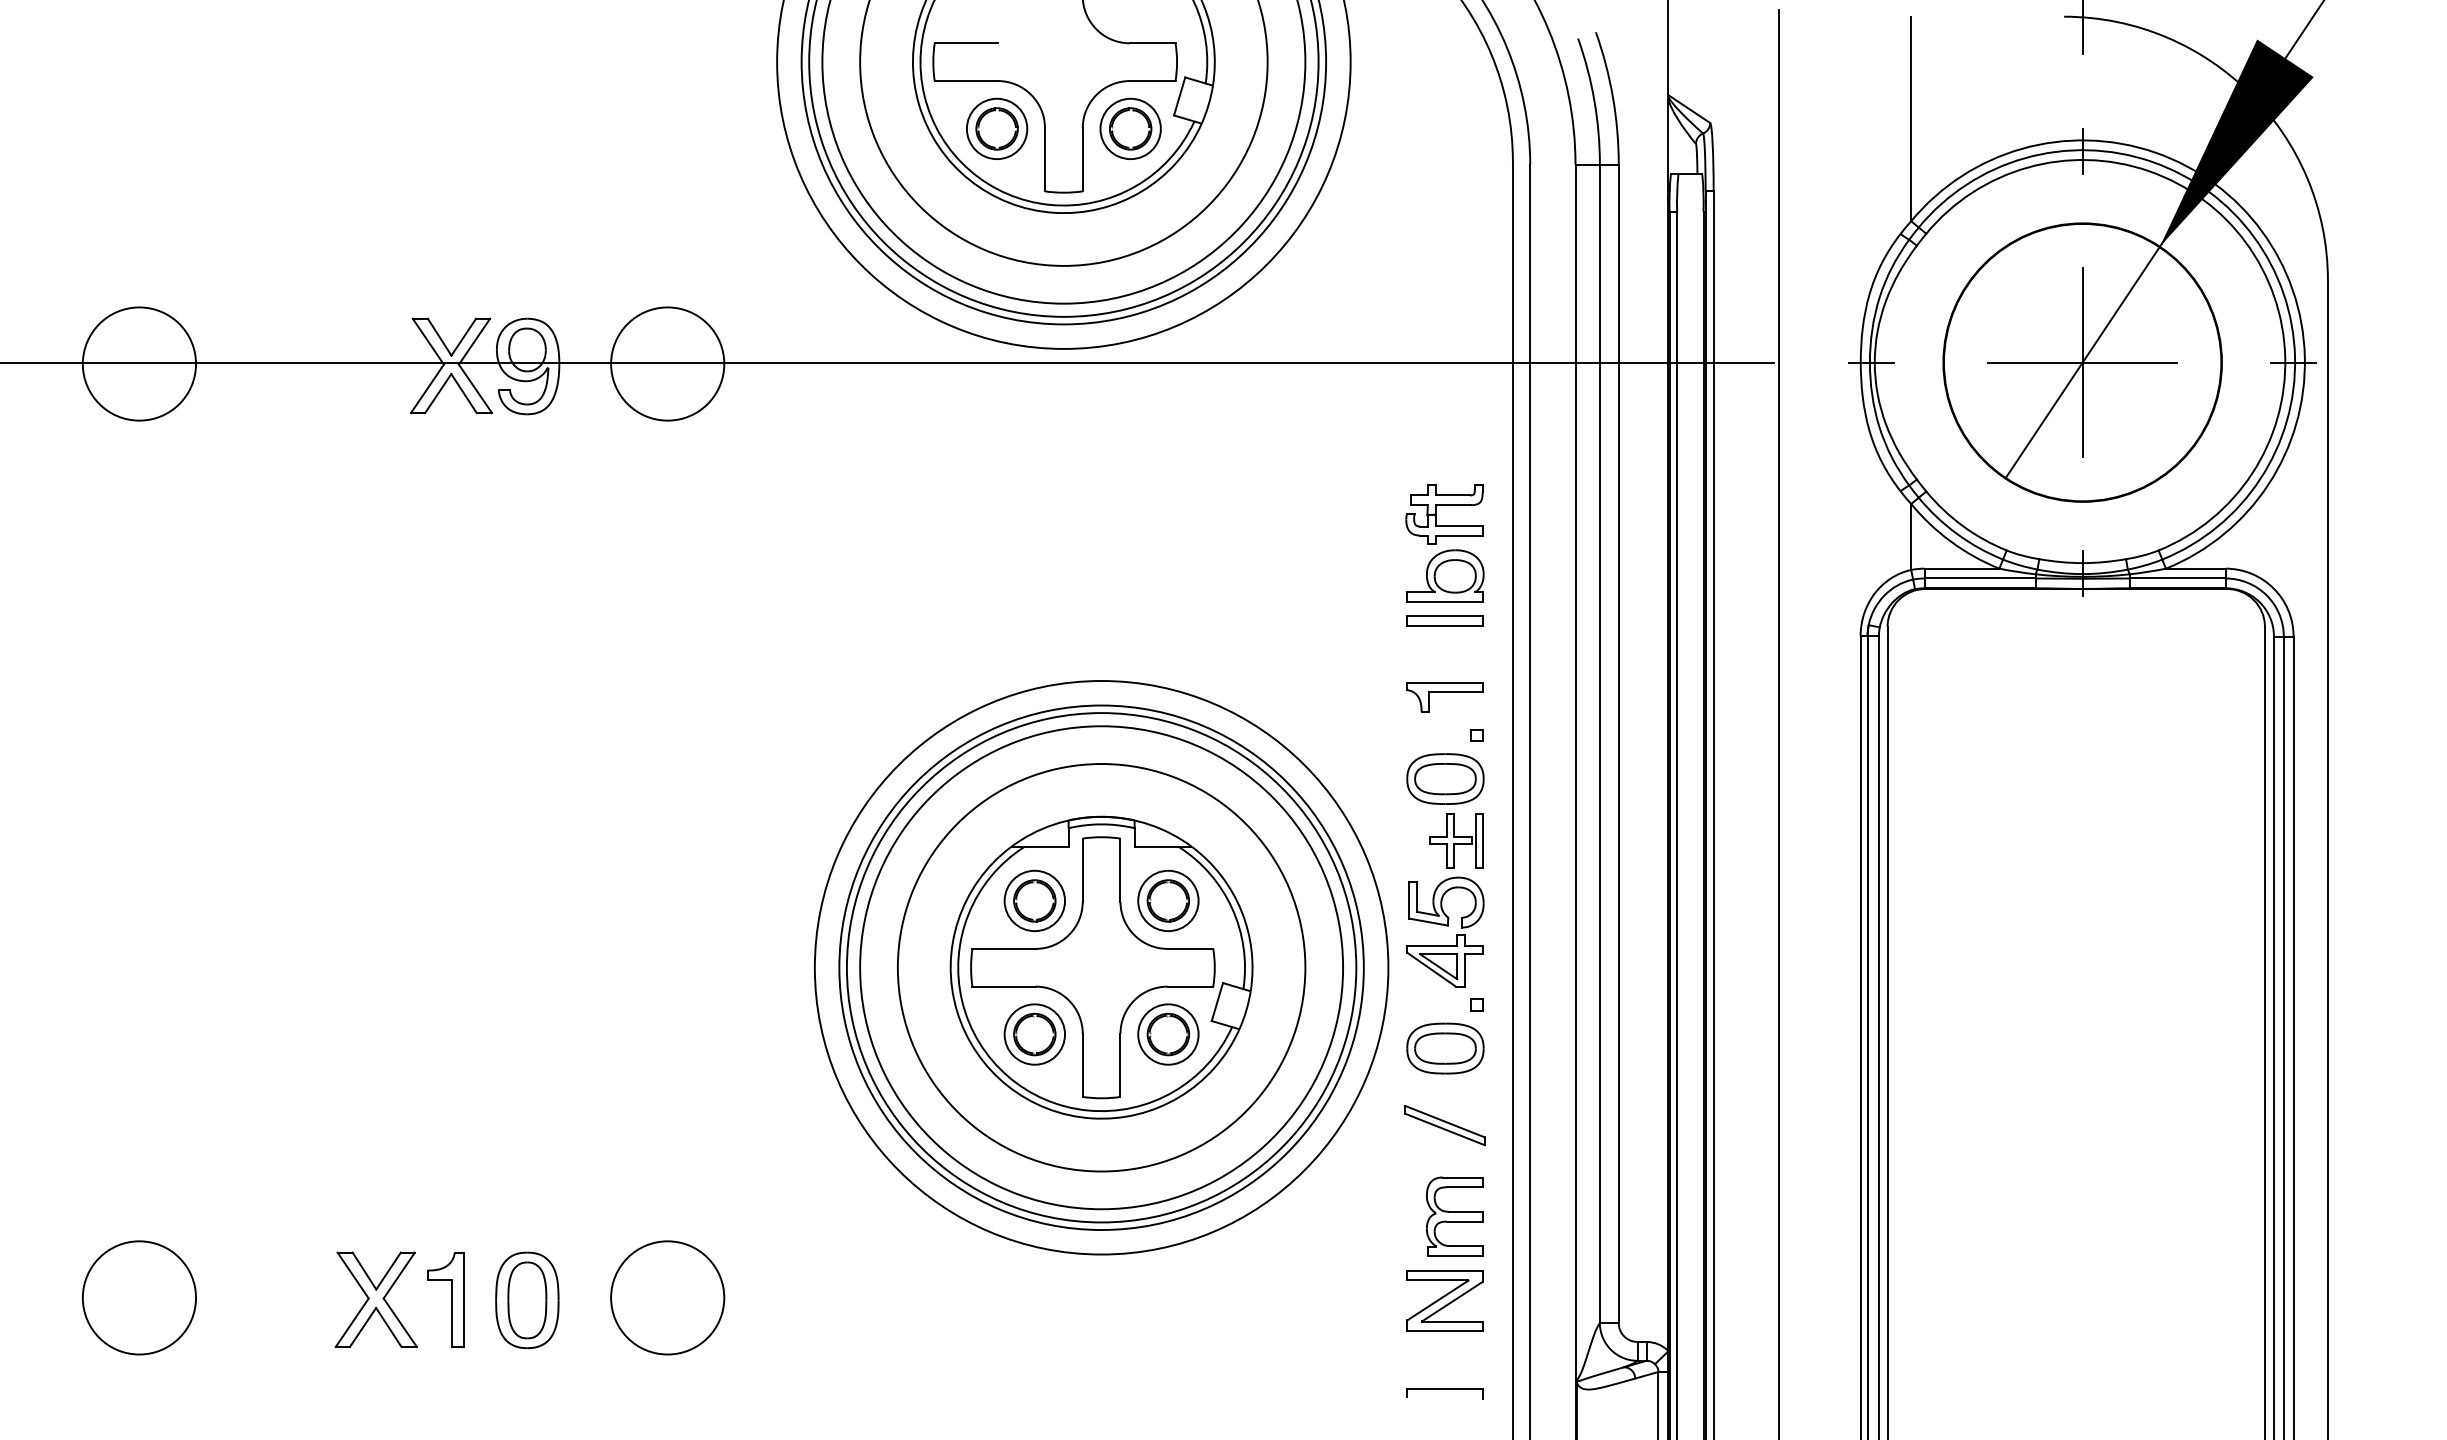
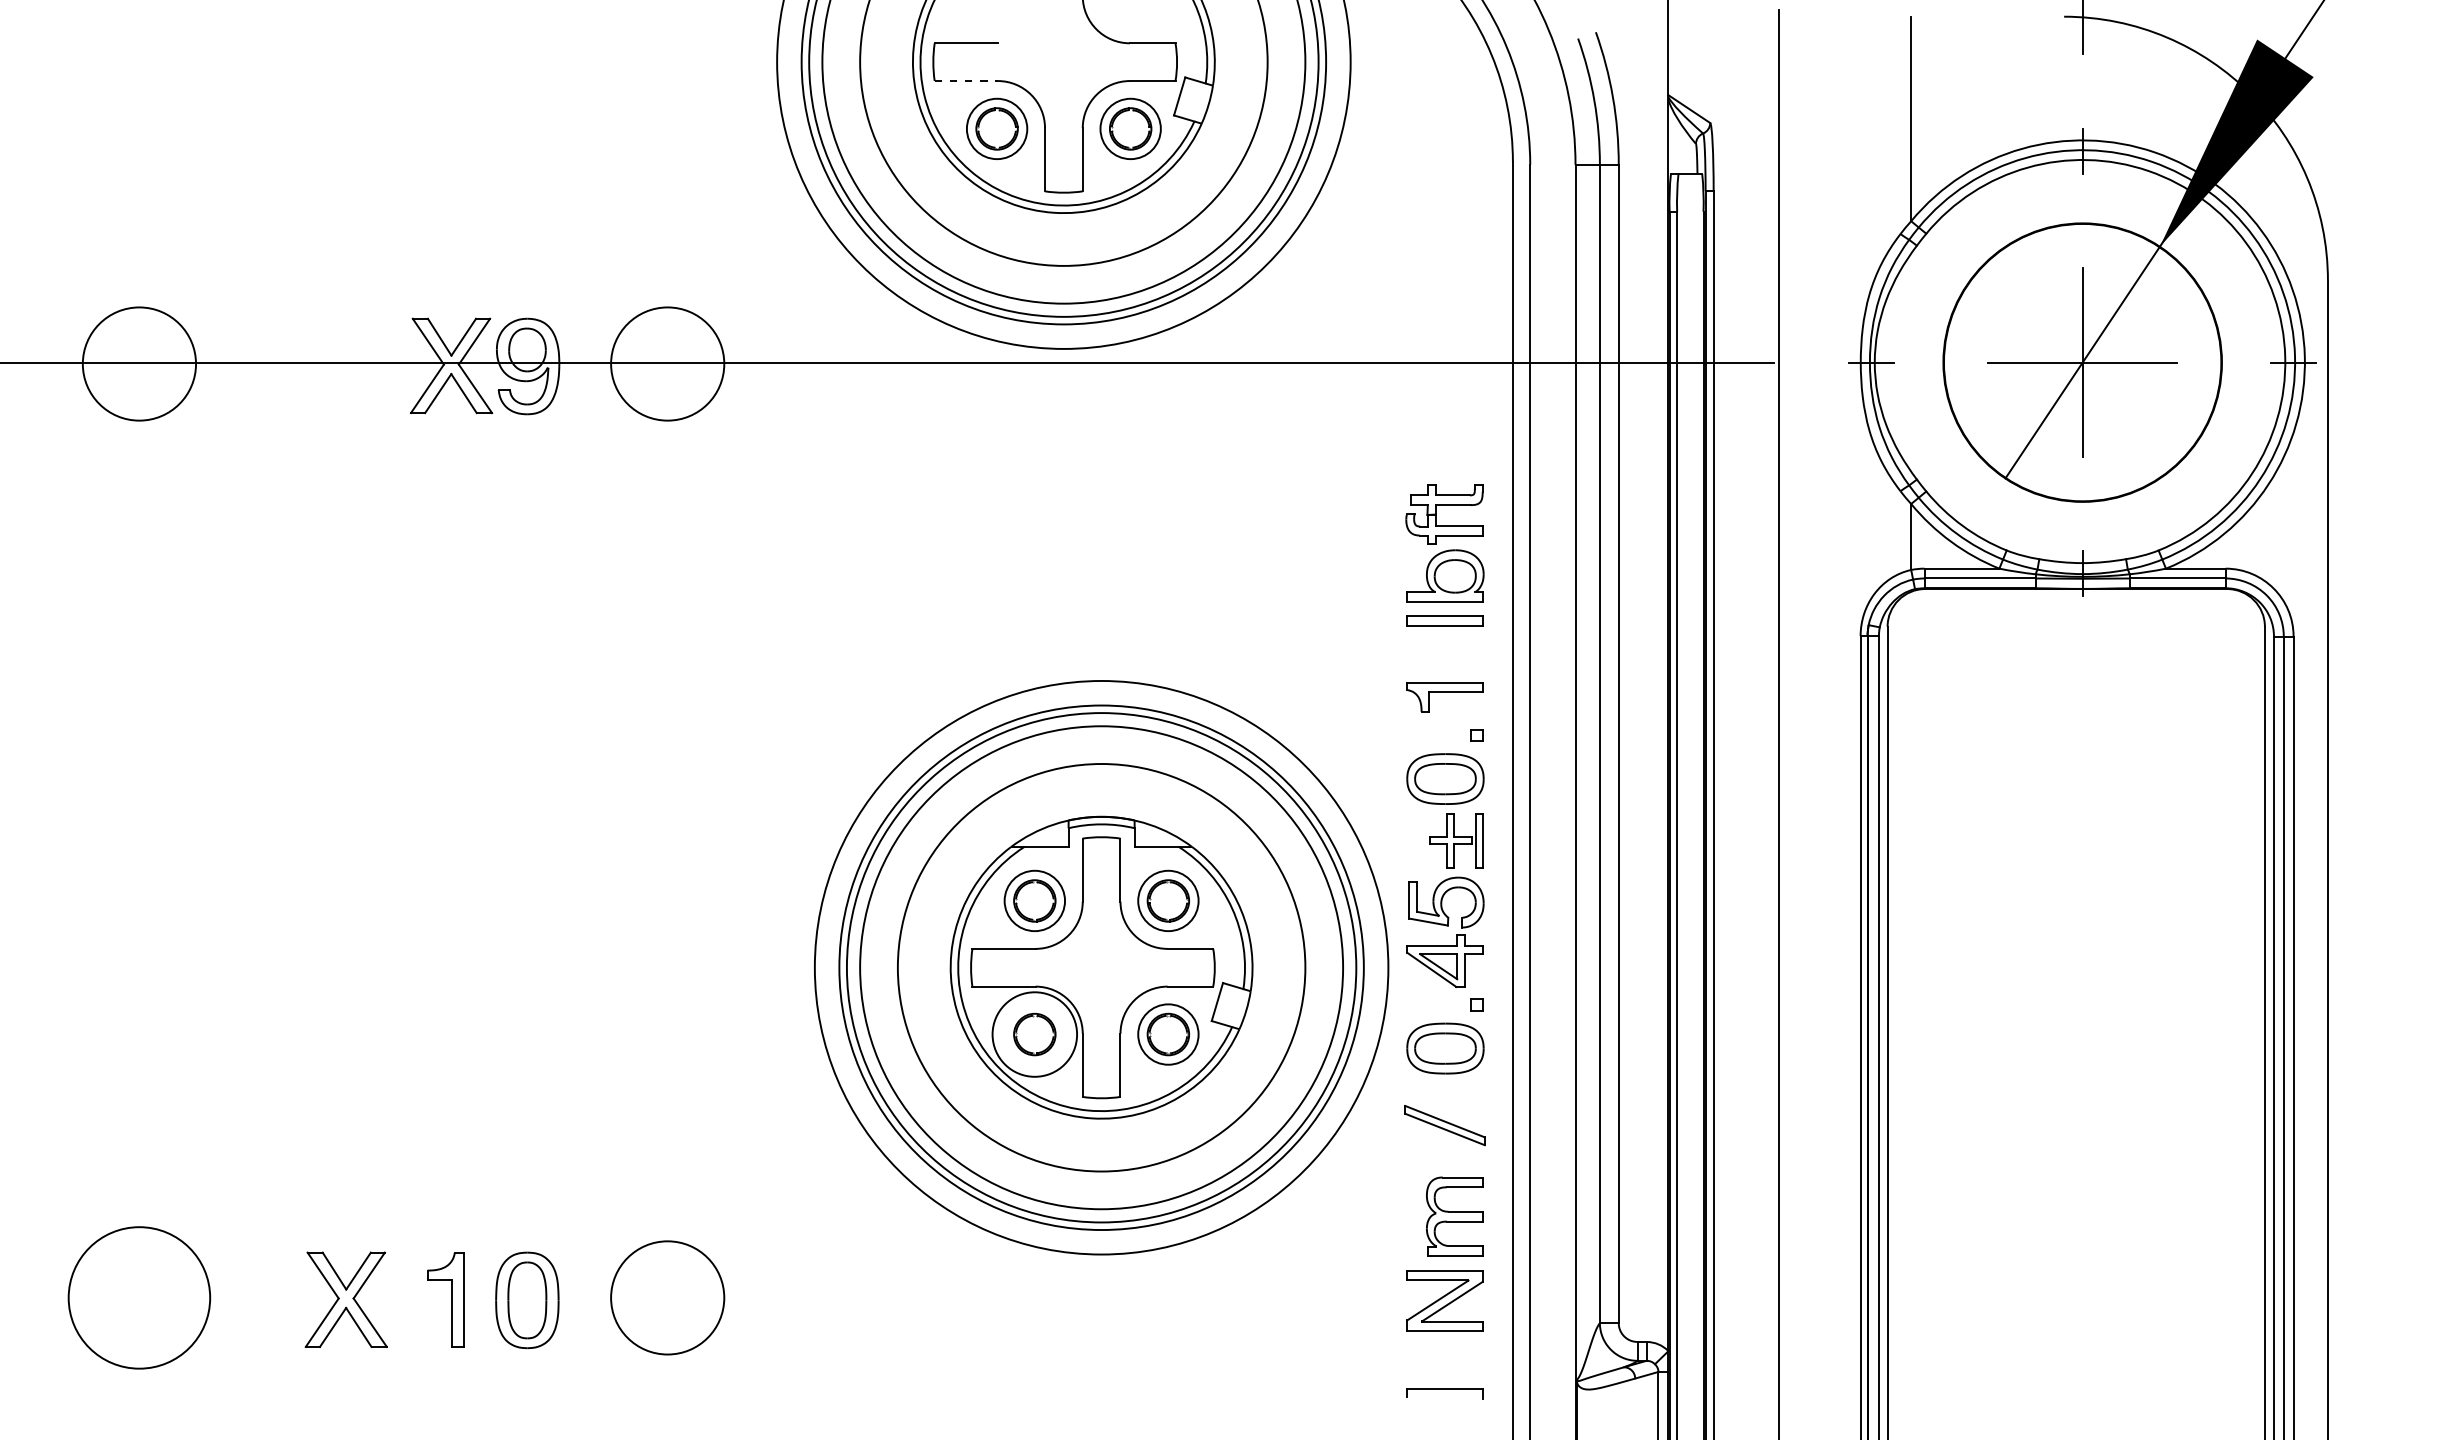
line: solid -> dashed (966, 81)
circle diameter: 60 px -> 85 px (1034, 1034)
circle diameter: 113 px -> 141 px (139, 1297)
part position: (375, 1299) -> (345, 1299) (345, 1299)
